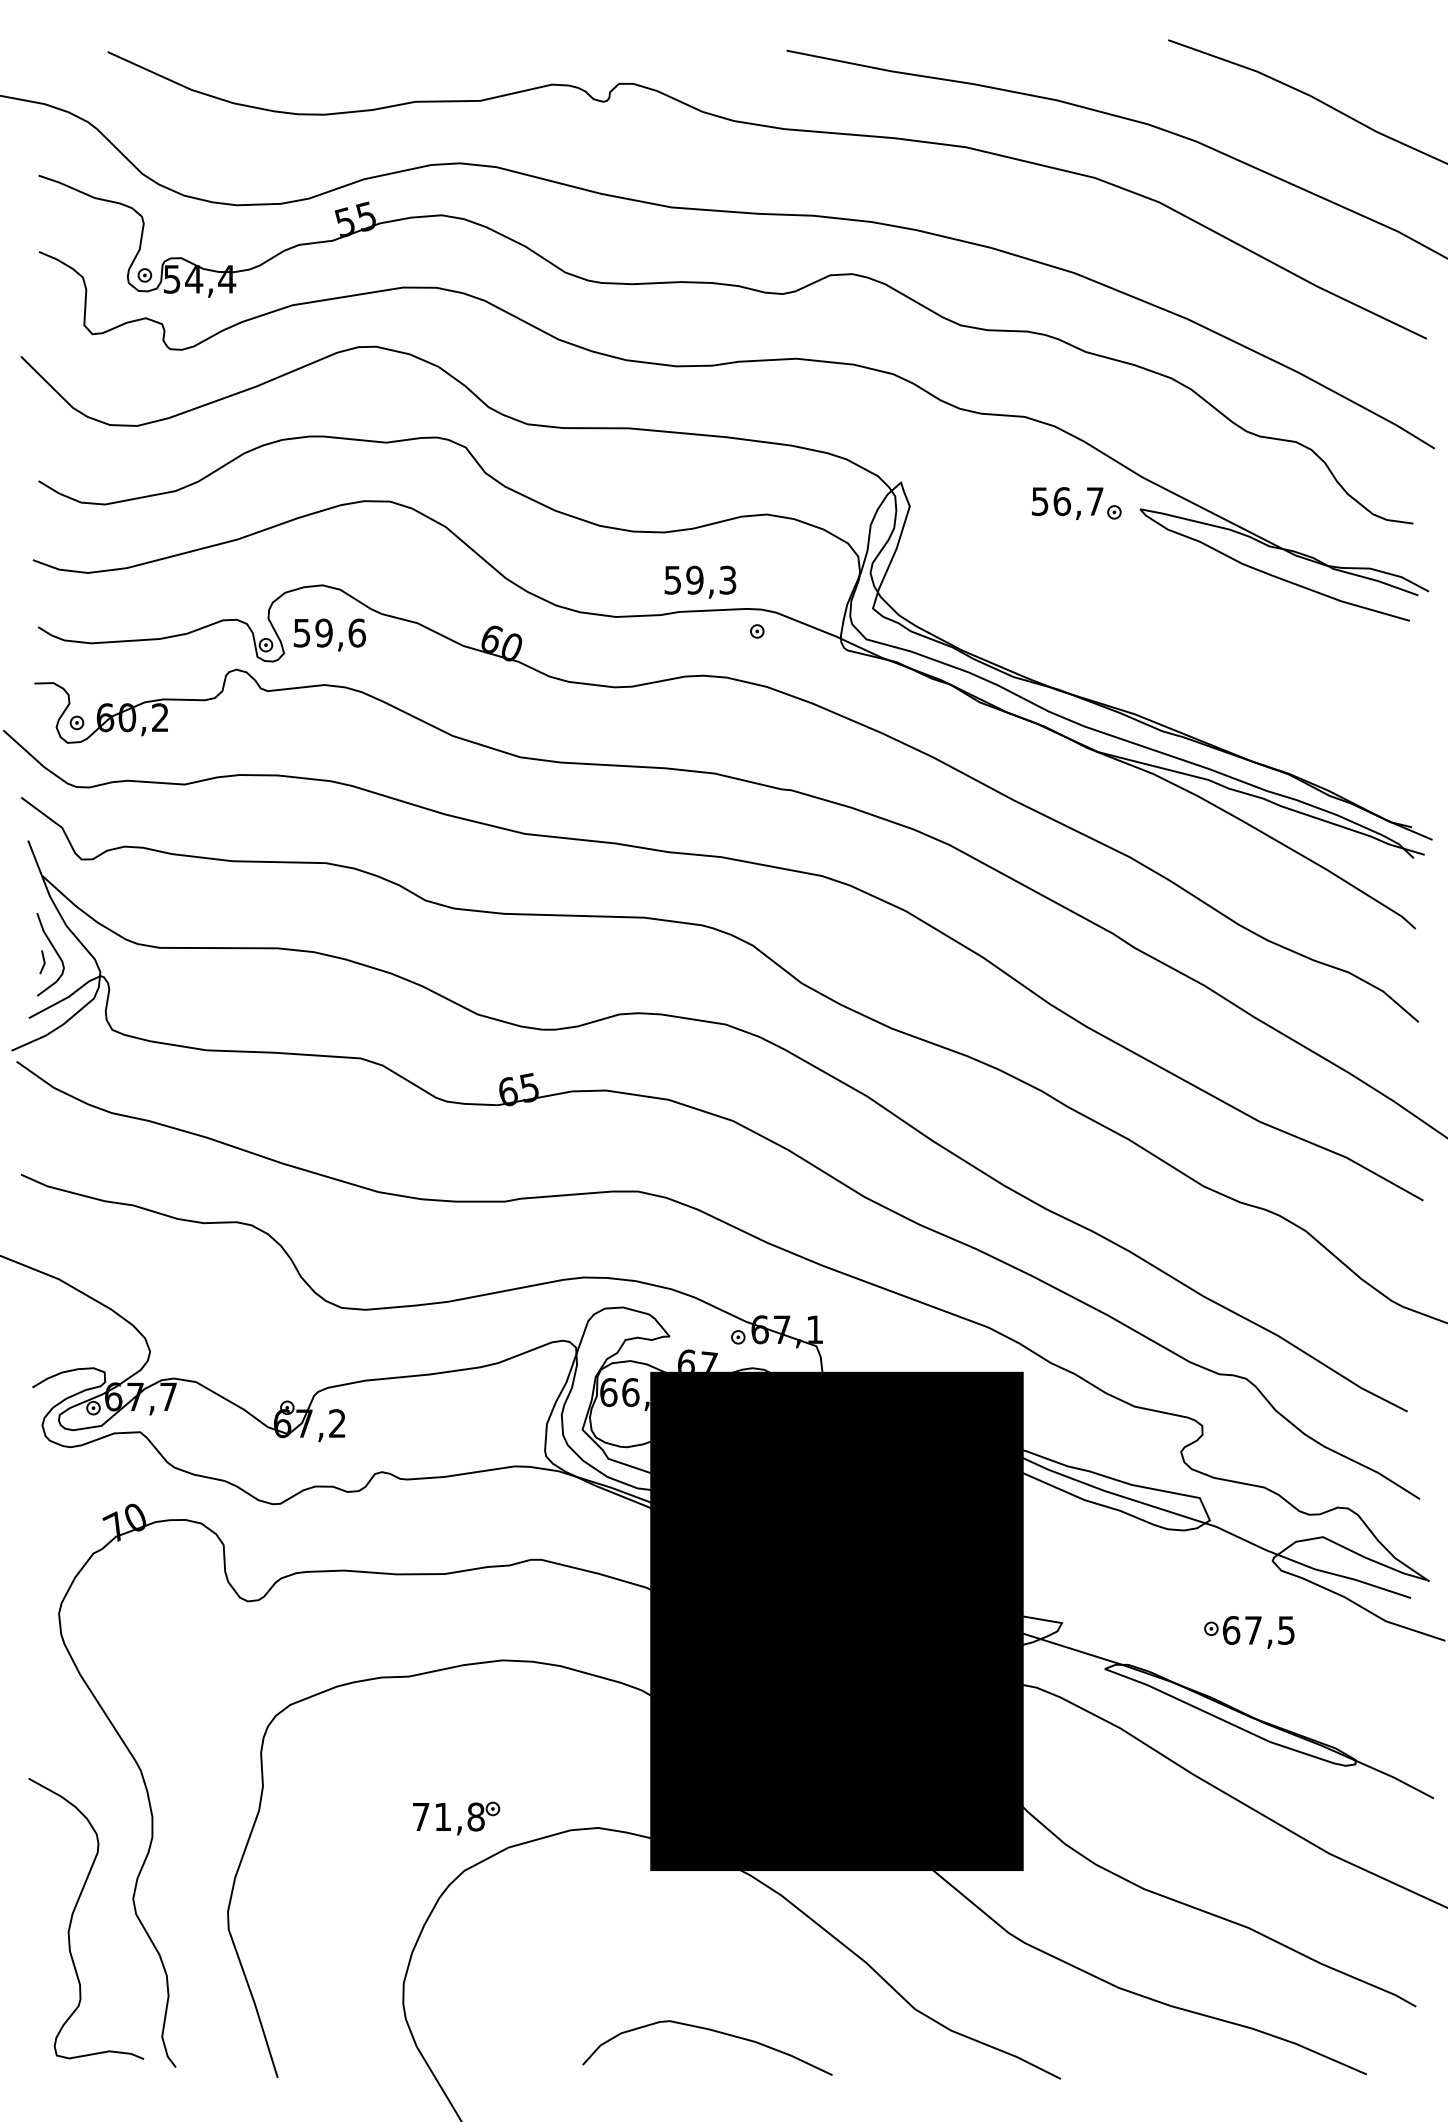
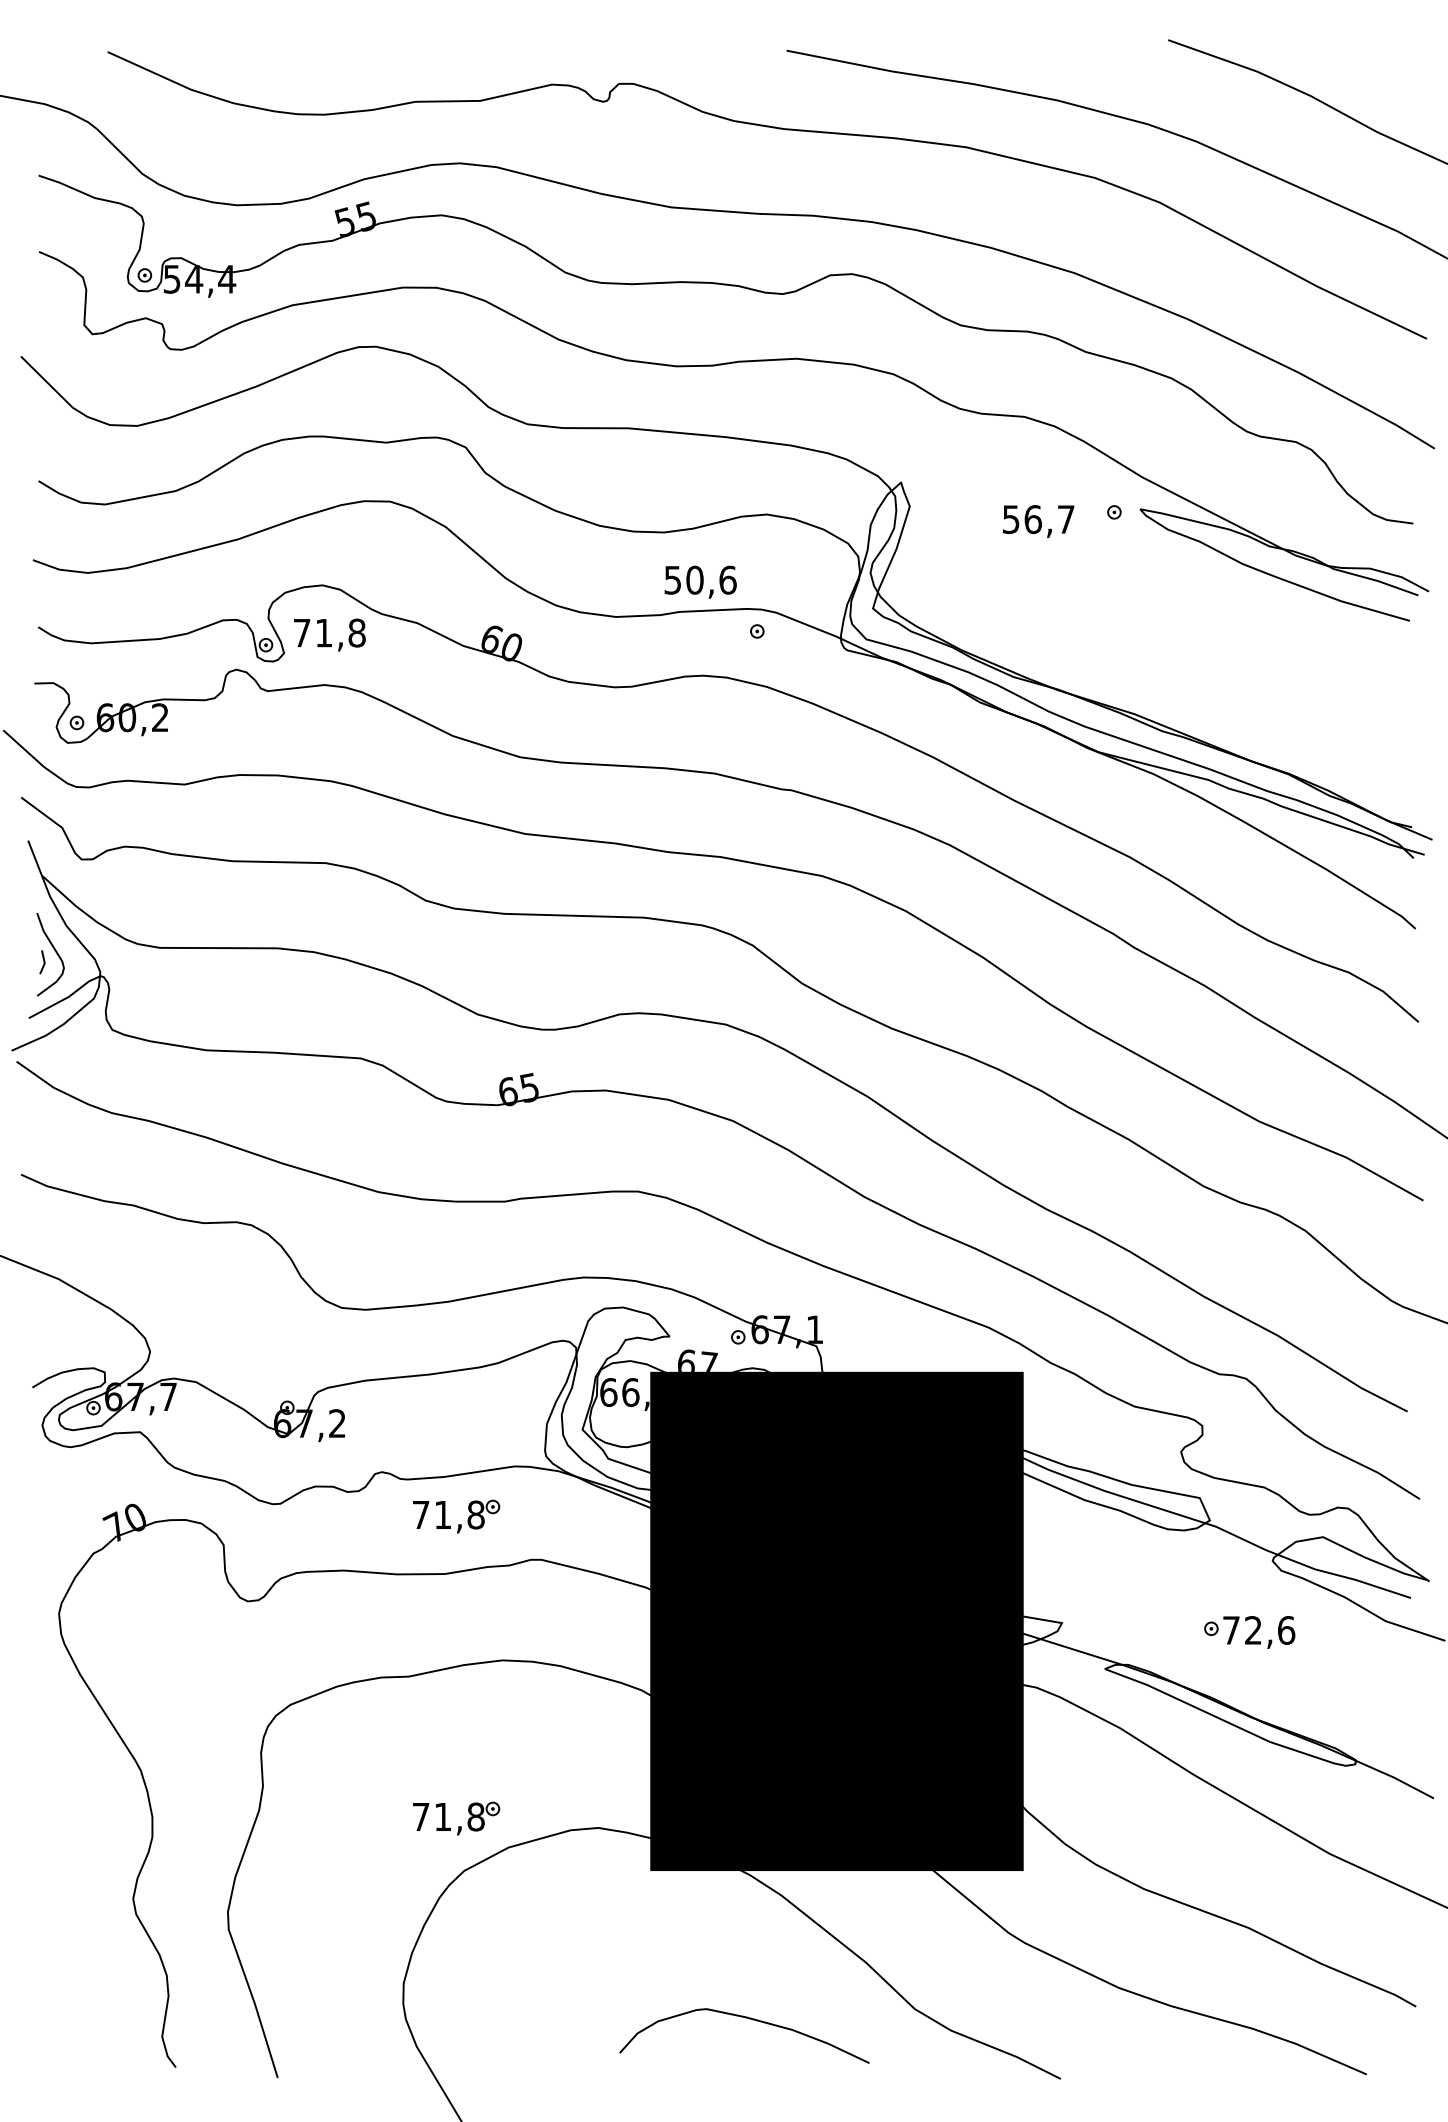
text position: (1067, 503) -> (1038, 521) (1038, 521)
text: 59,3 -> 50,6 (711, 579)
text: 59,6 -> 71,8 (329, 632)
part: none -> present (458, 1524)
text: 67,5 -> 72,6 (1259, 1630)
curve: present -> none (73, 1915)
curve position: (712, 2031) -> (749, 2019) (749, 2019)
